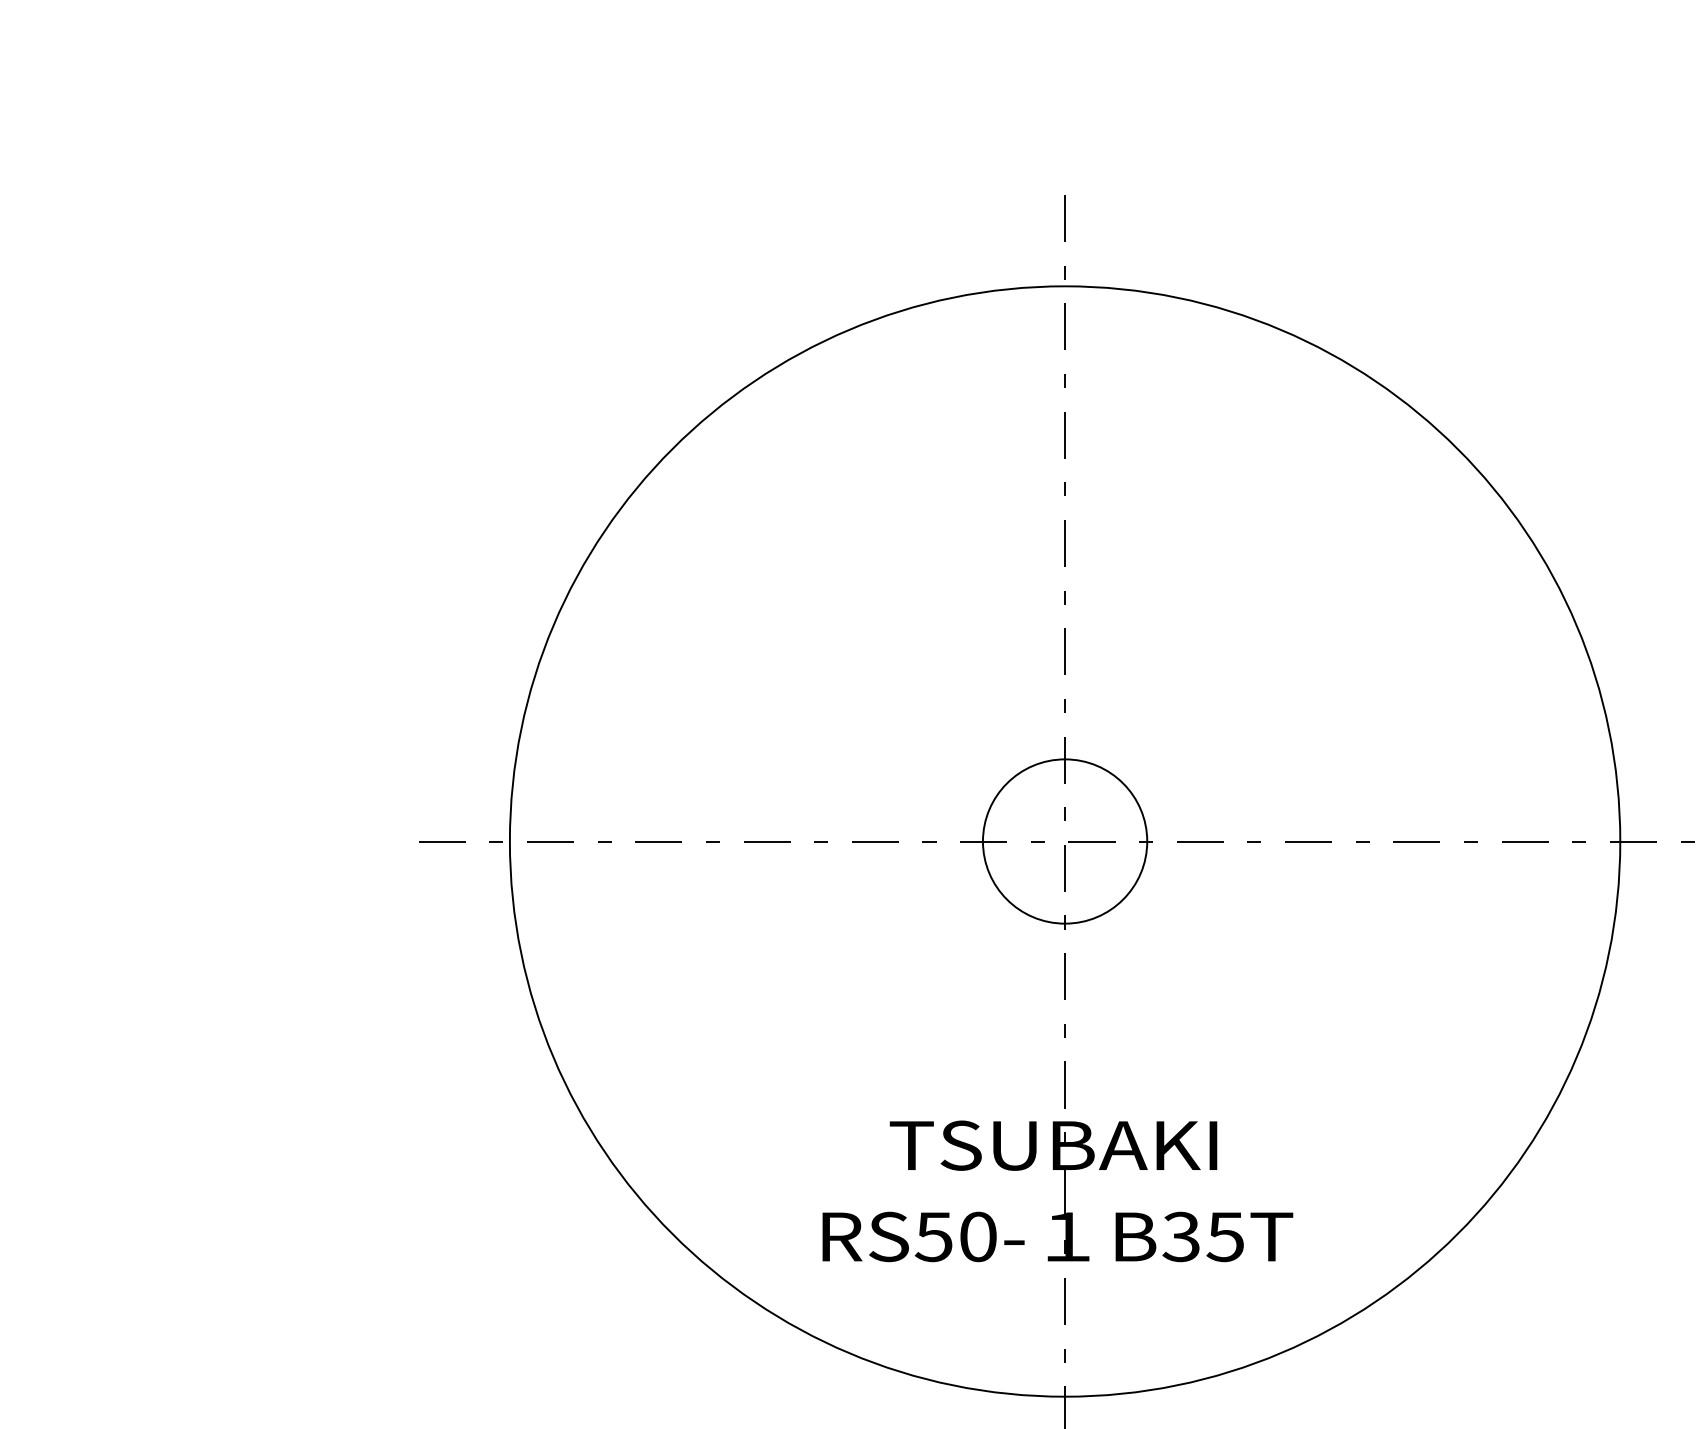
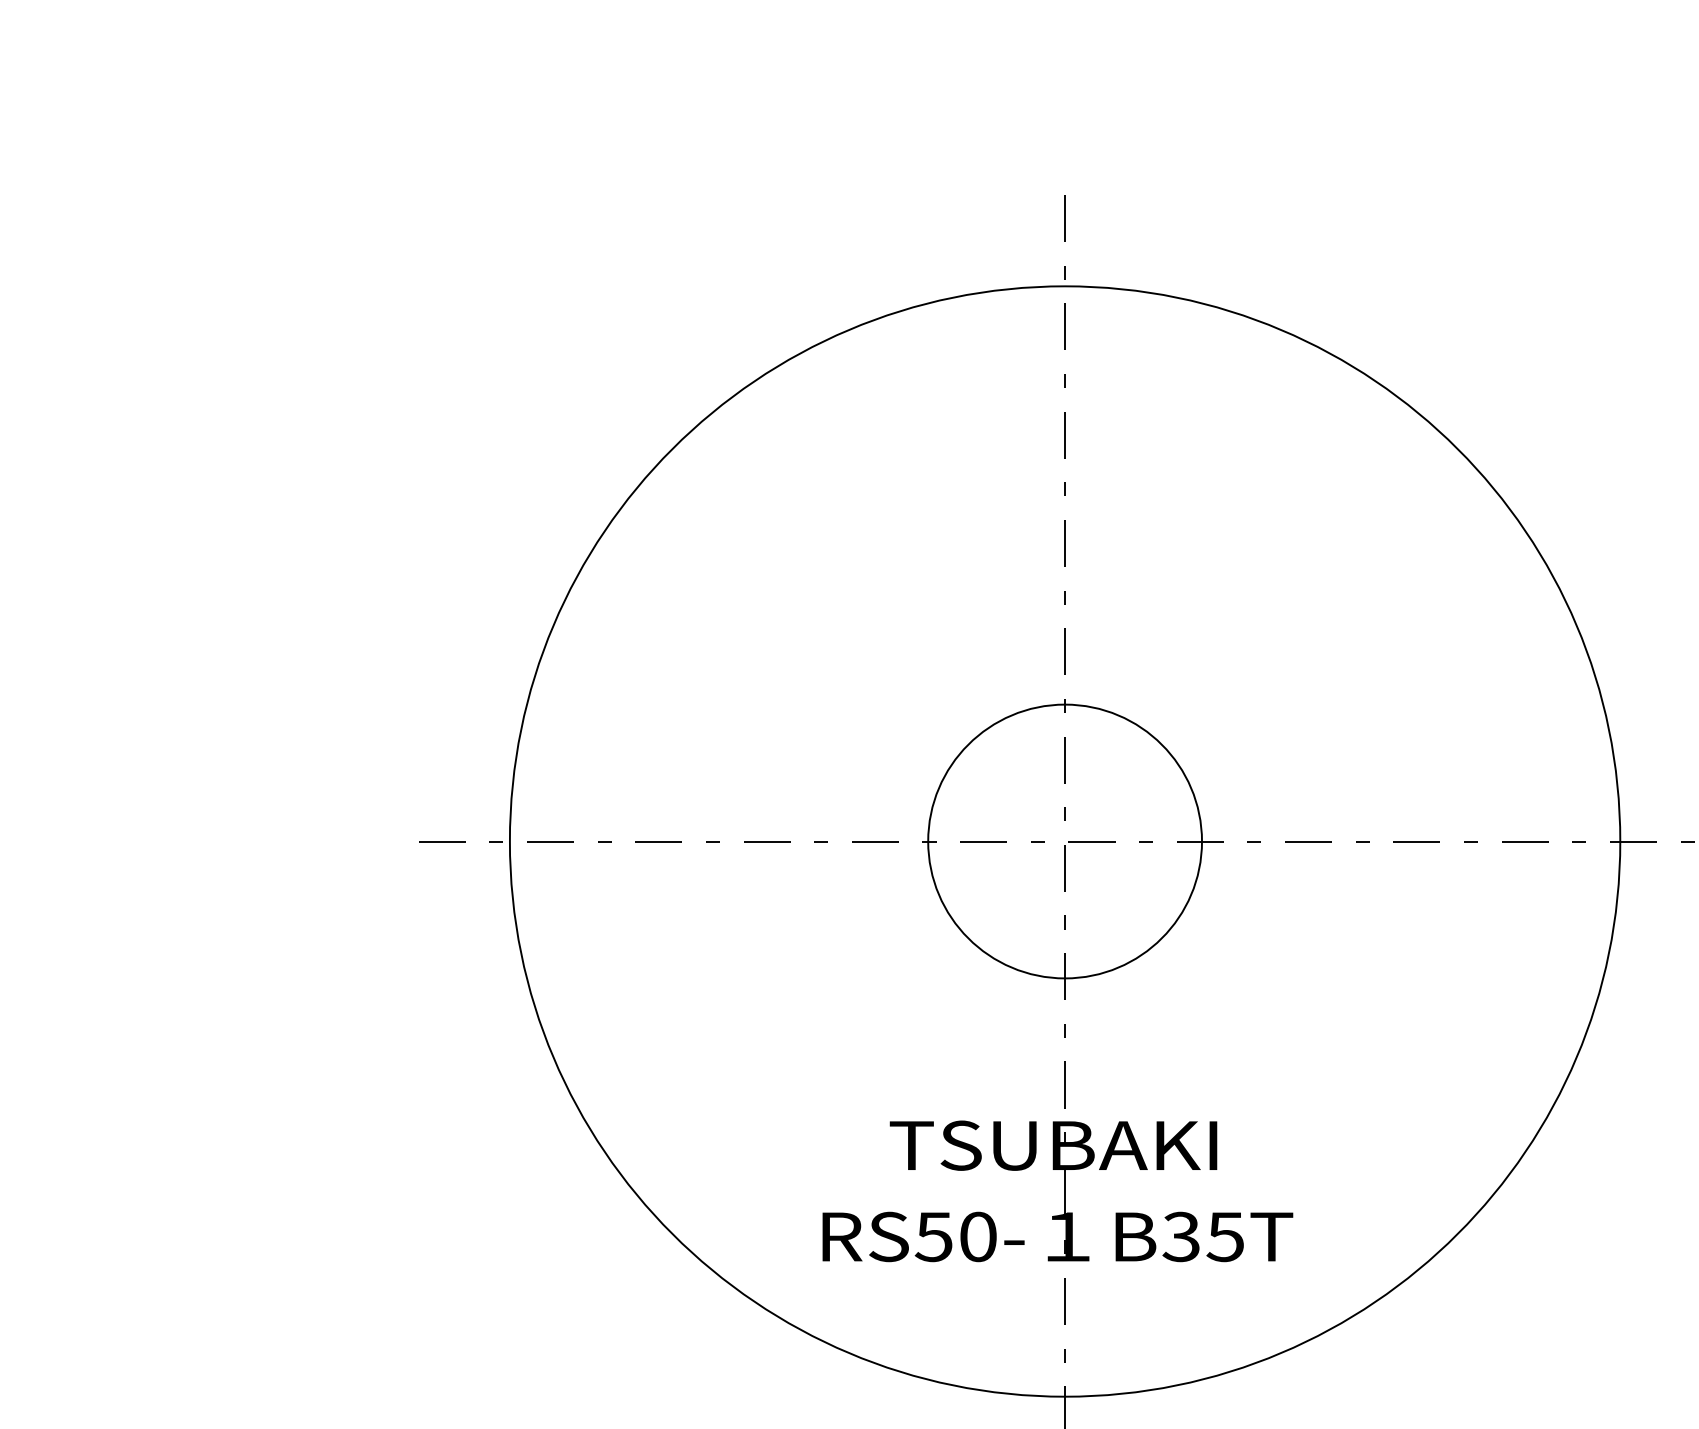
circle diameter: 164 px -> 274 px (1065, 841)
